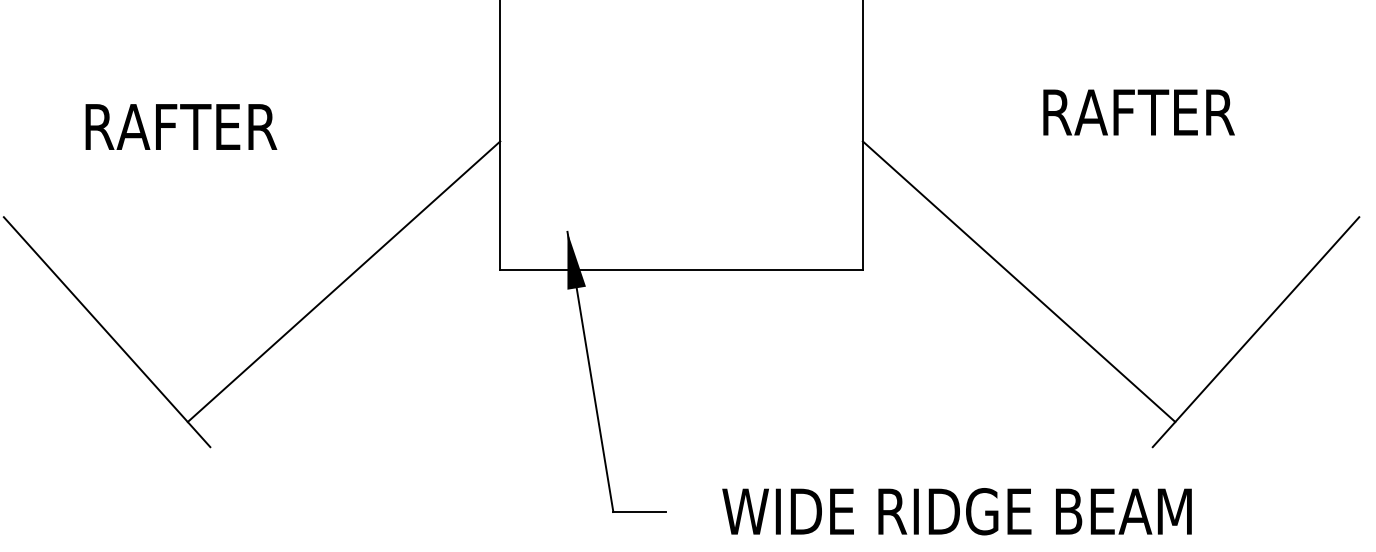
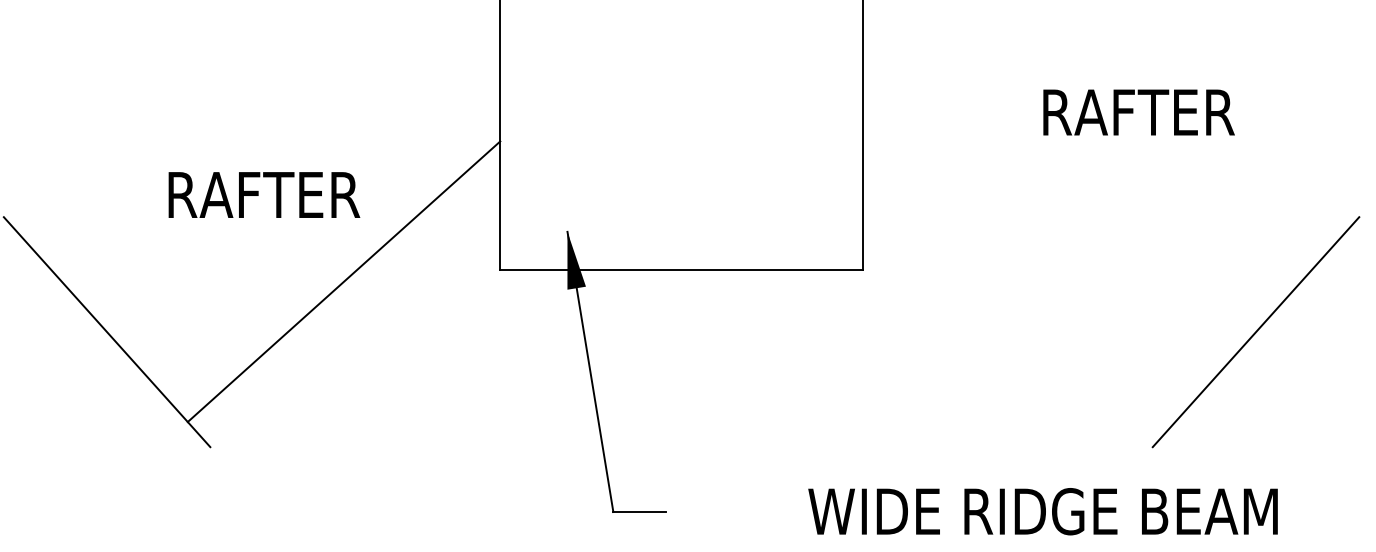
text position: (181, 126) -> (264, 194) (264, 194)
line: present -> none (1018, 281)
text position: (956, 511) -> (1042, 511) (1042, 511)
